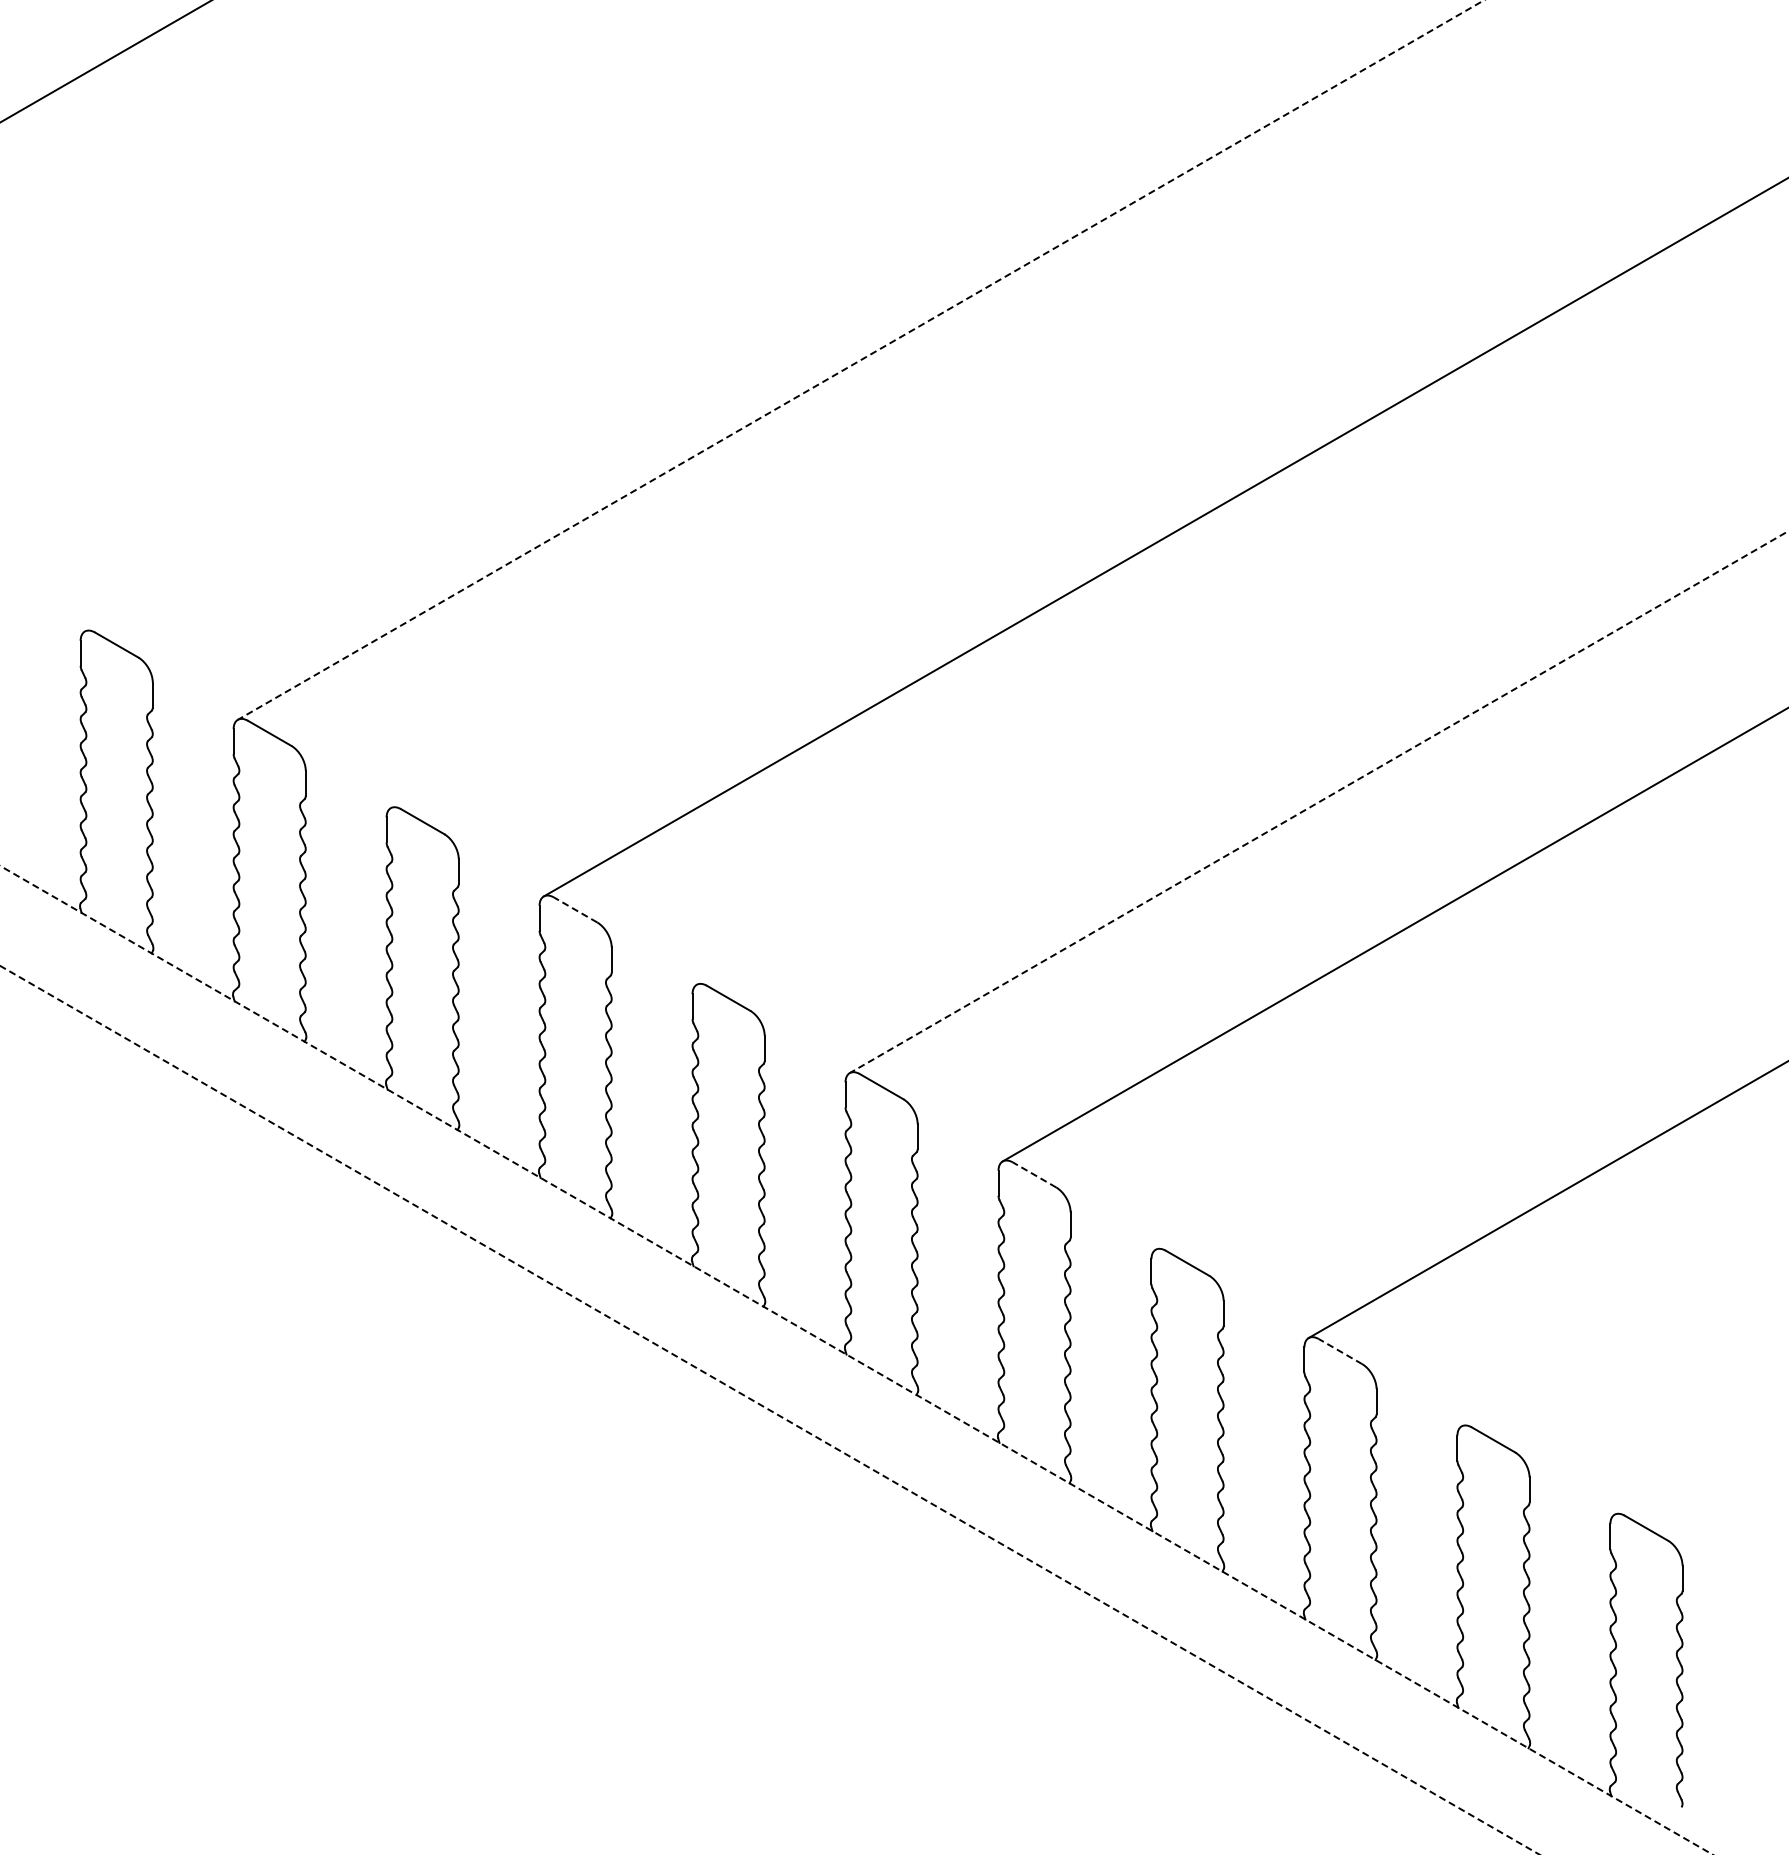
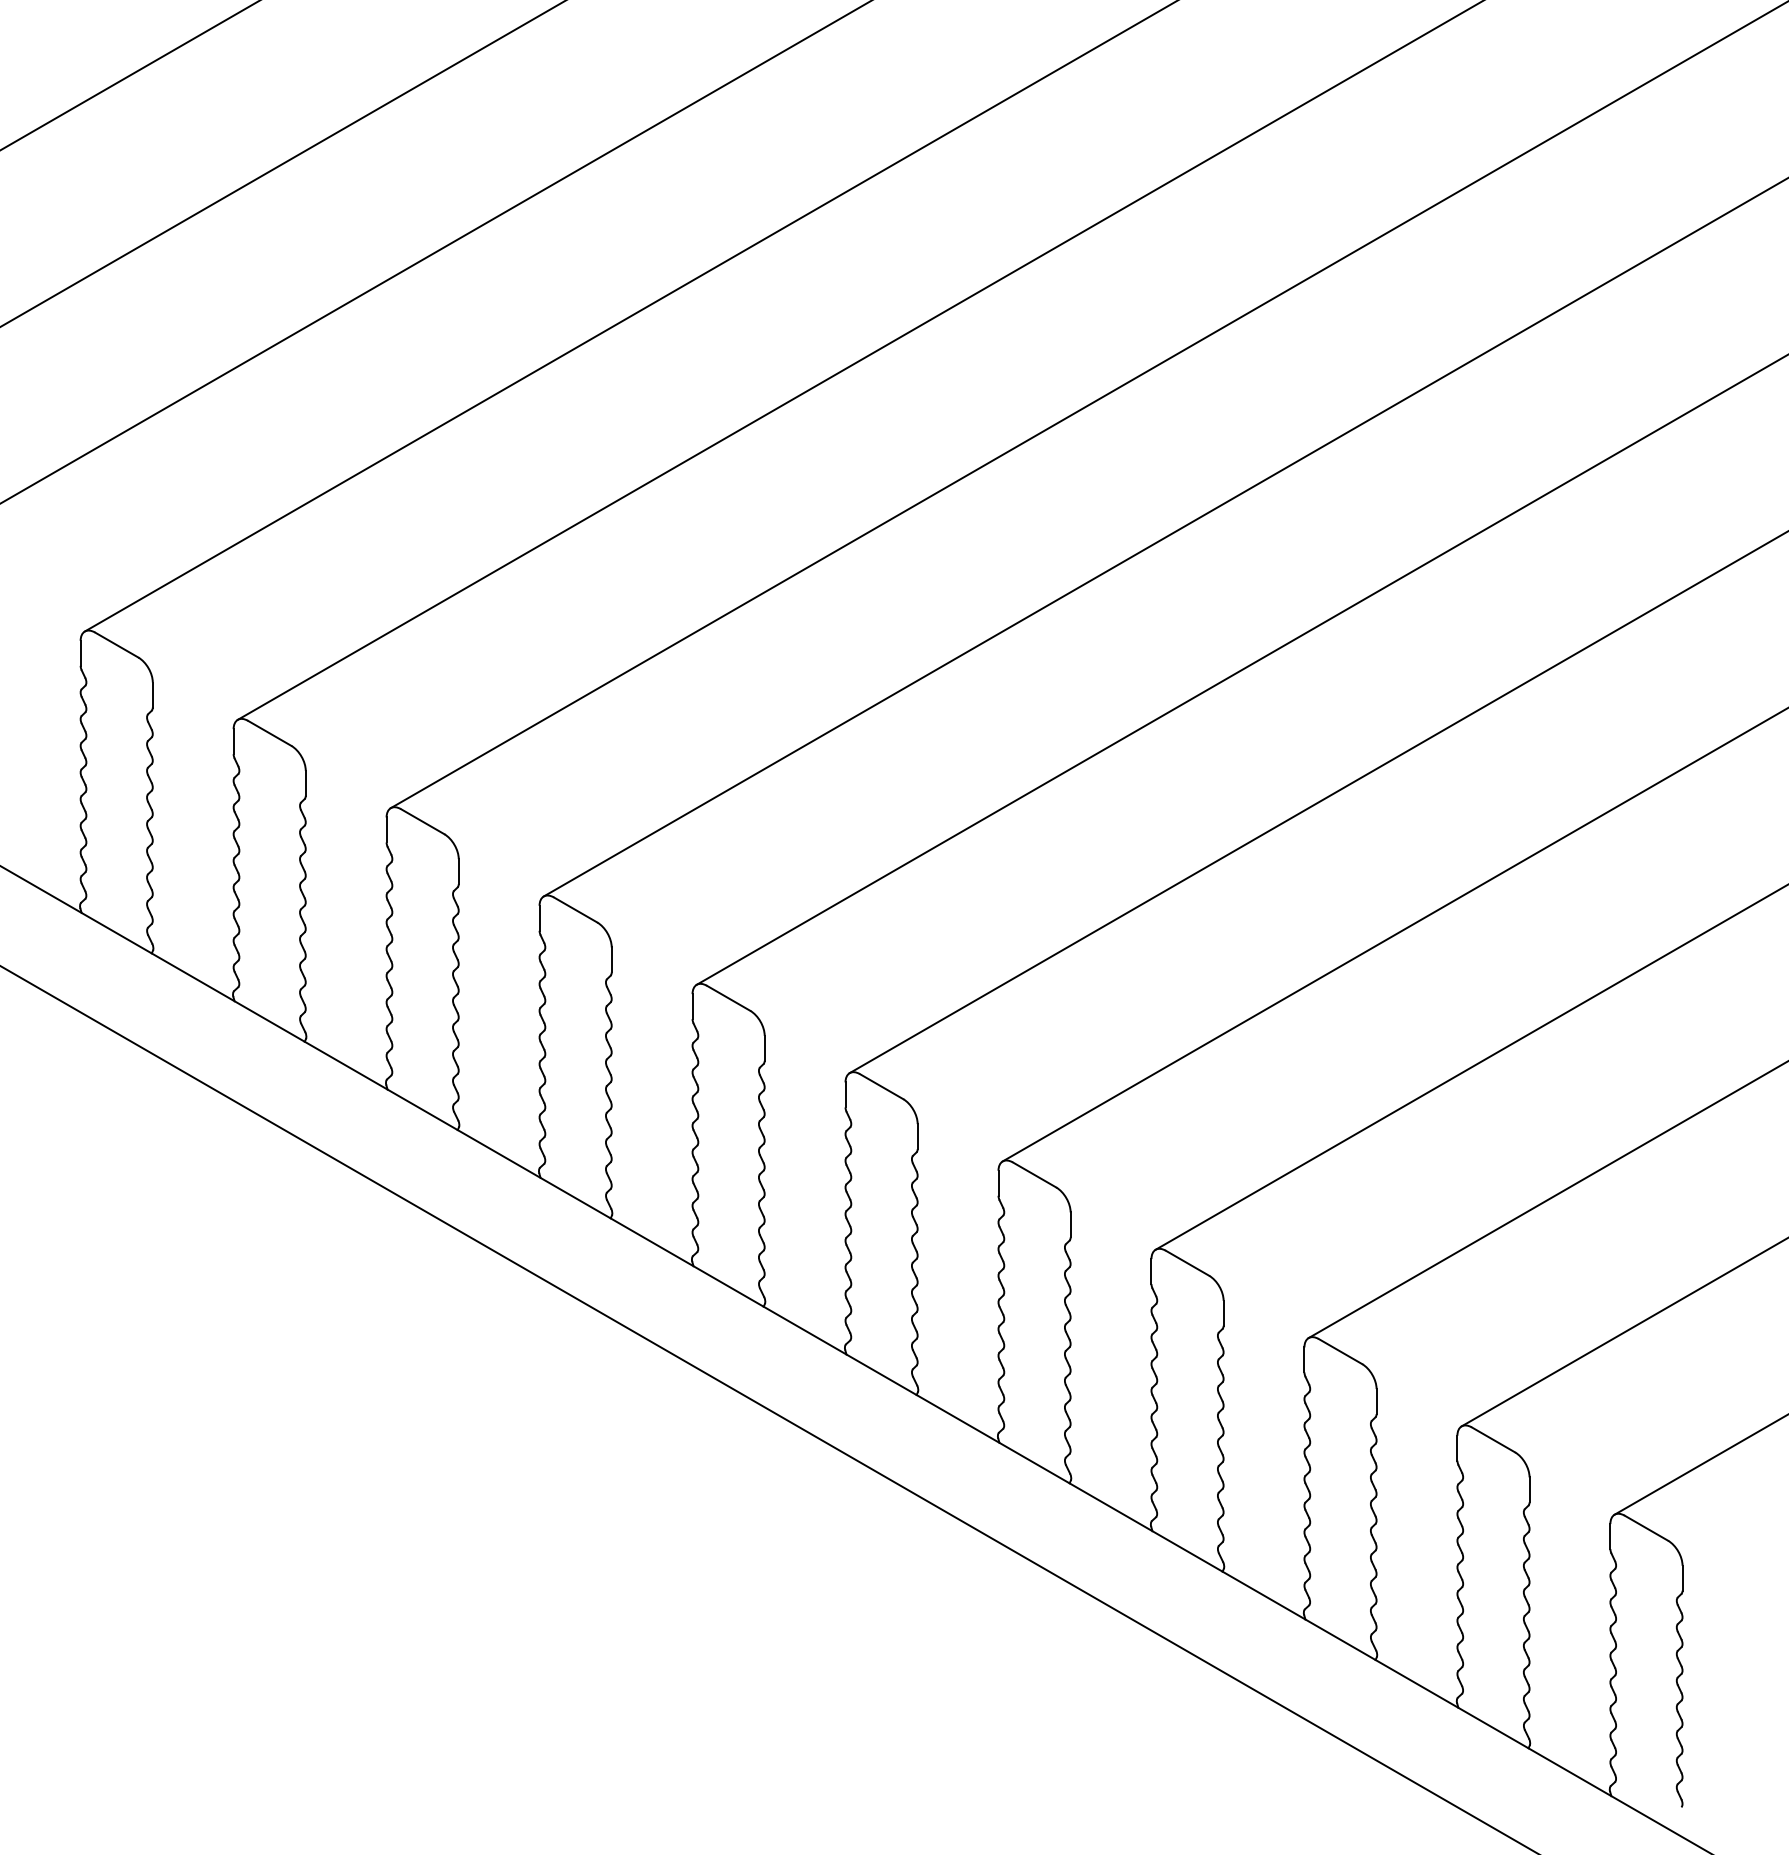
line position: (105, 61) -> (129, 75) (129, 75)
line: none -> present (282, 163)
line: none -> present (435, 252)
line: none -> present (629, 316)
line: dashed -> solid (860, 360)
line: none -> present (1087, 405)
line: none -> present (1240, 670)
line: dashed -> solid (1318, 802)
line: dashed -> solid (575, 909)
line: none -> present (1470, 1067)
line: dashed -> solid (1034, 1174)
line: none -> present (1623, 1332)
line: dashed -> solid (1340, 1351)
line: dashed -> solid (856, 1360)
line: dashed -> solid (769, 1410)
line: none -> present (1699, 1465)
